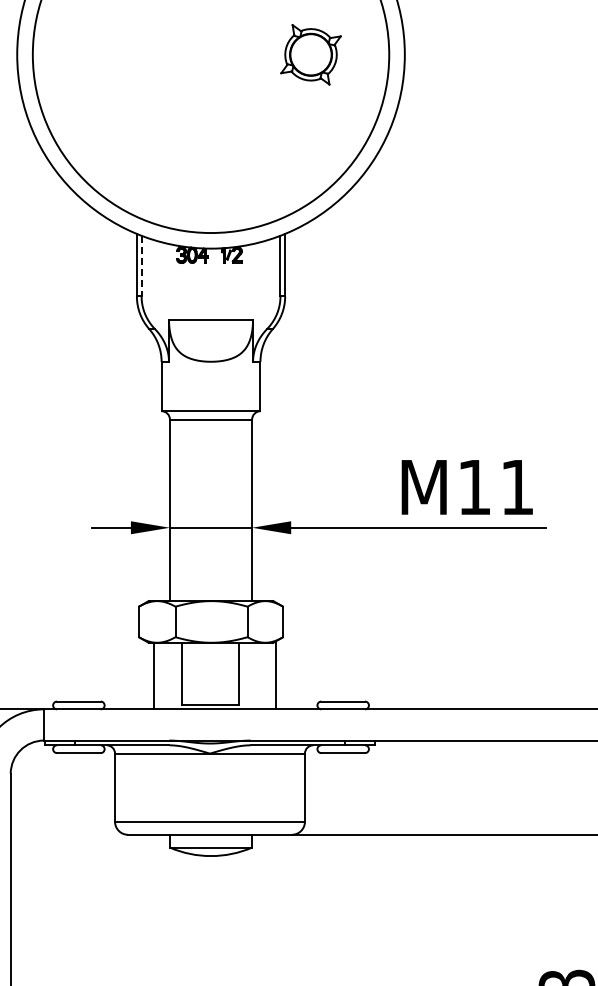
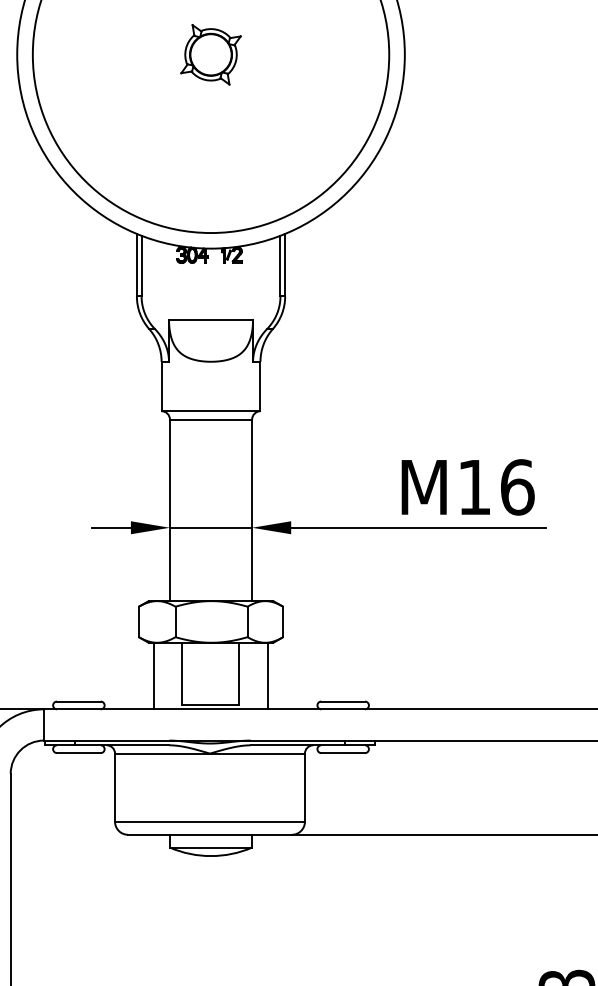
part position: (310, 54) -> (210, 54) (210, 54)
line: dashed -> solid (141, 266)
text: M11 -> M16 (517, 487)
line position: (276, 675) -> (268, 675) (268, 675)
